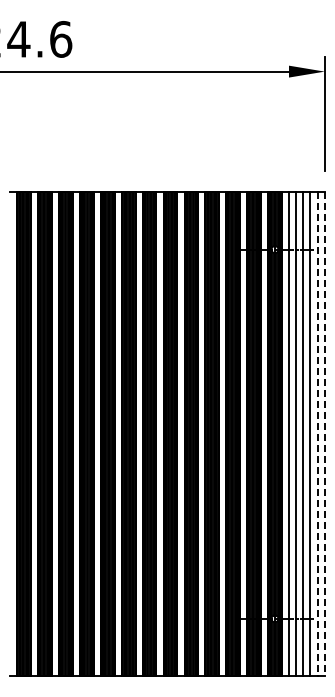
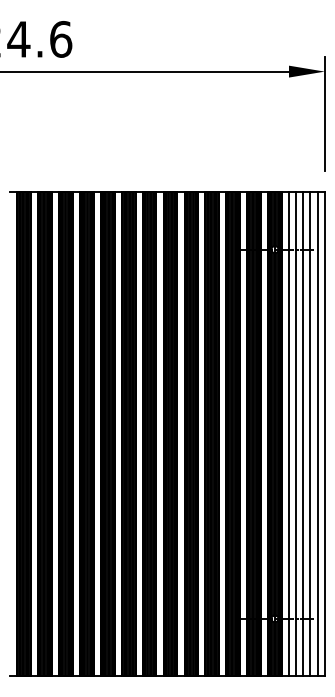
line: dashed -> solid (317, 434)
line: dashed -> solid (324, 434)
